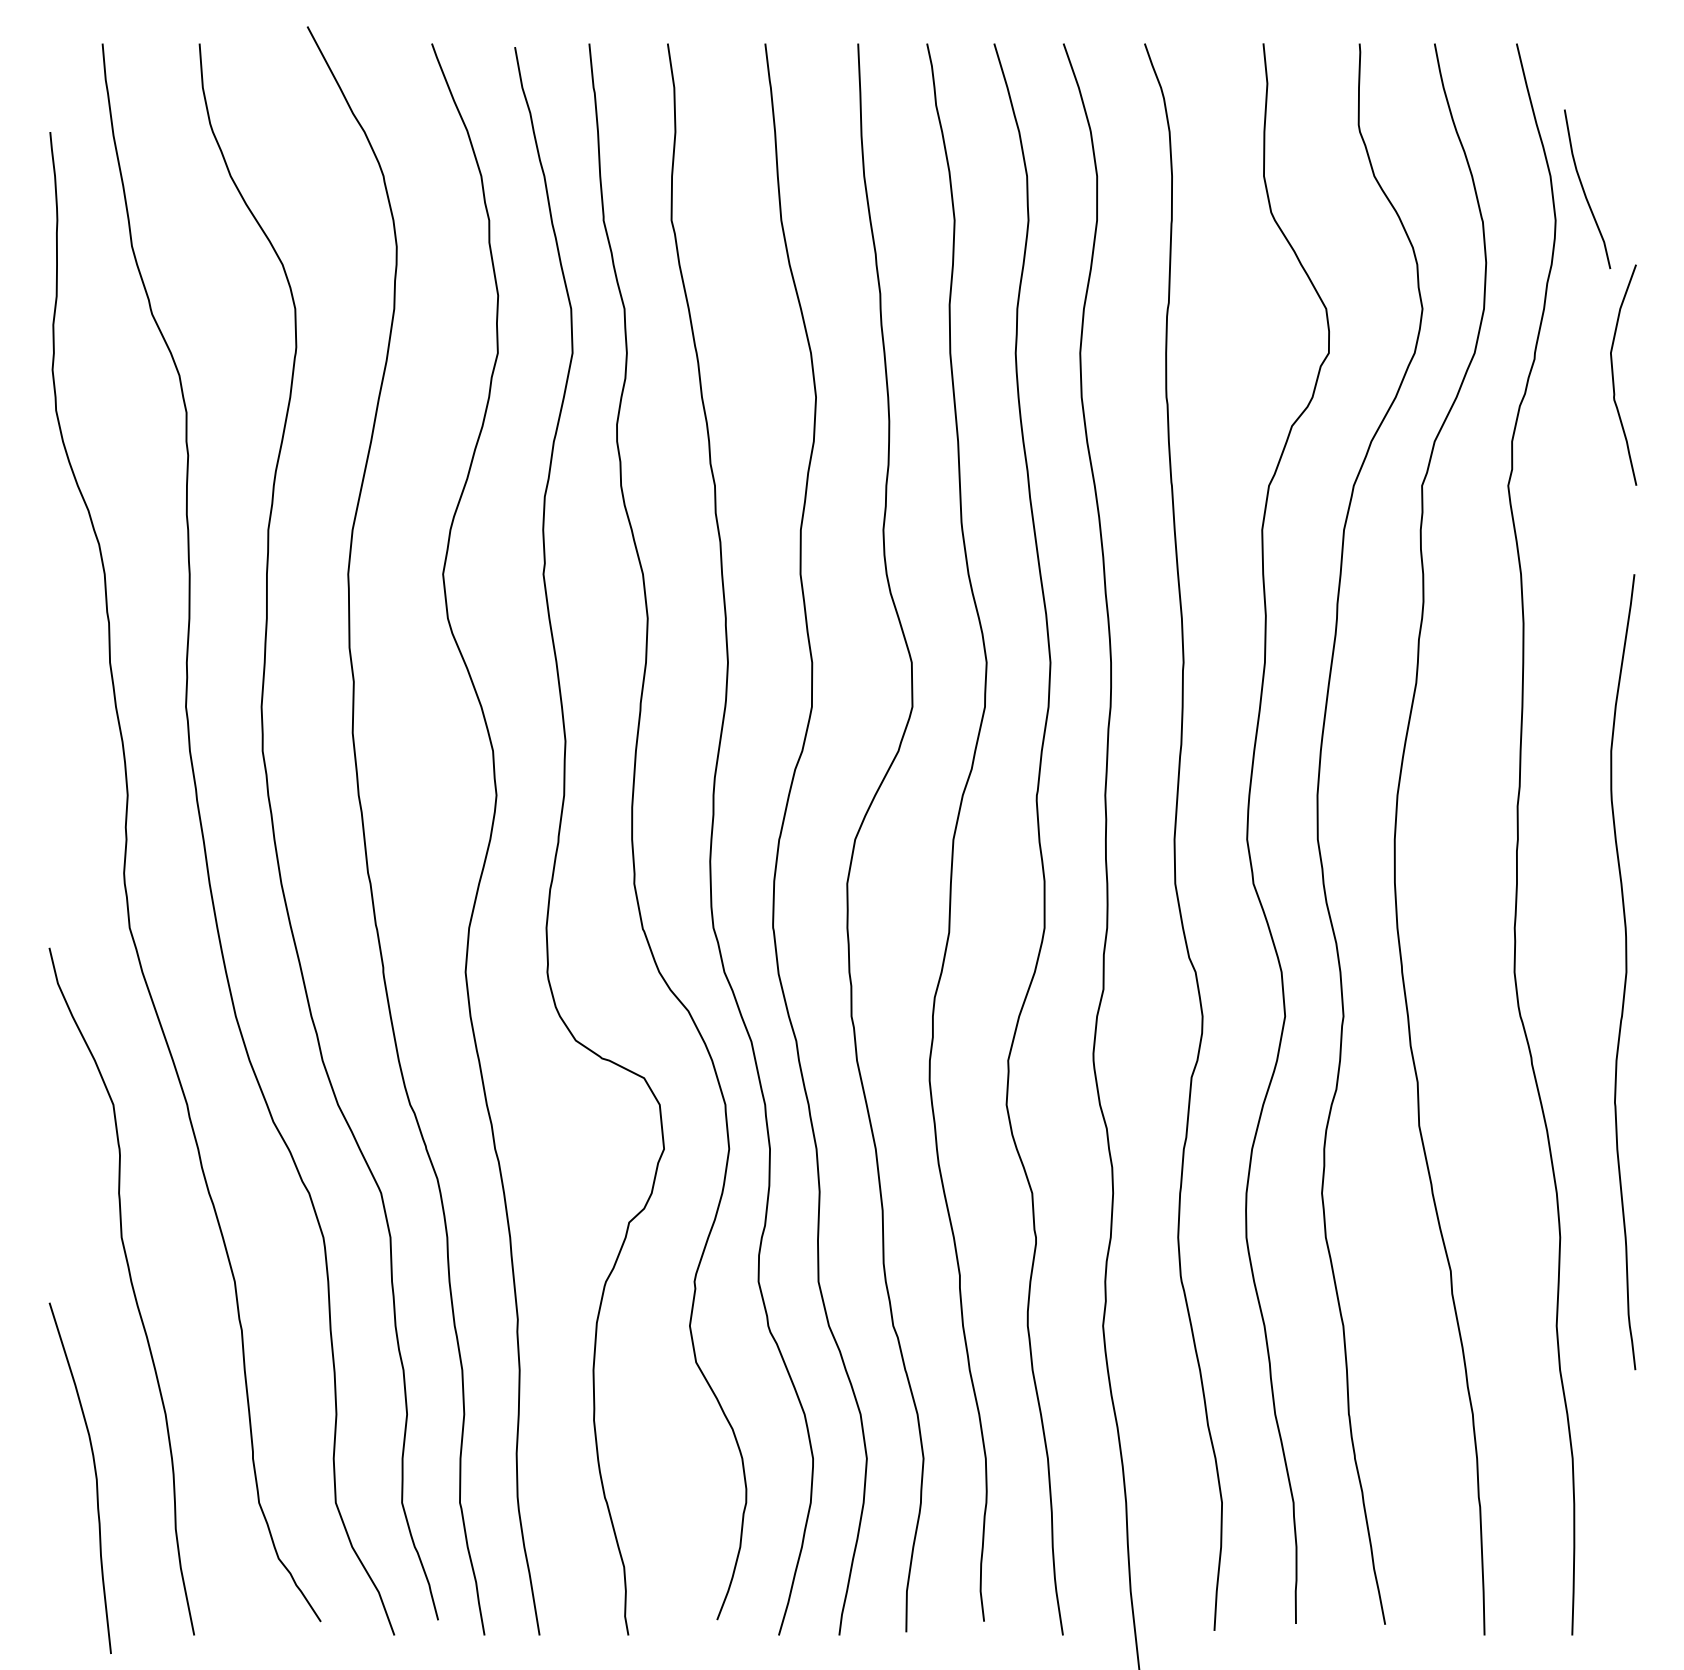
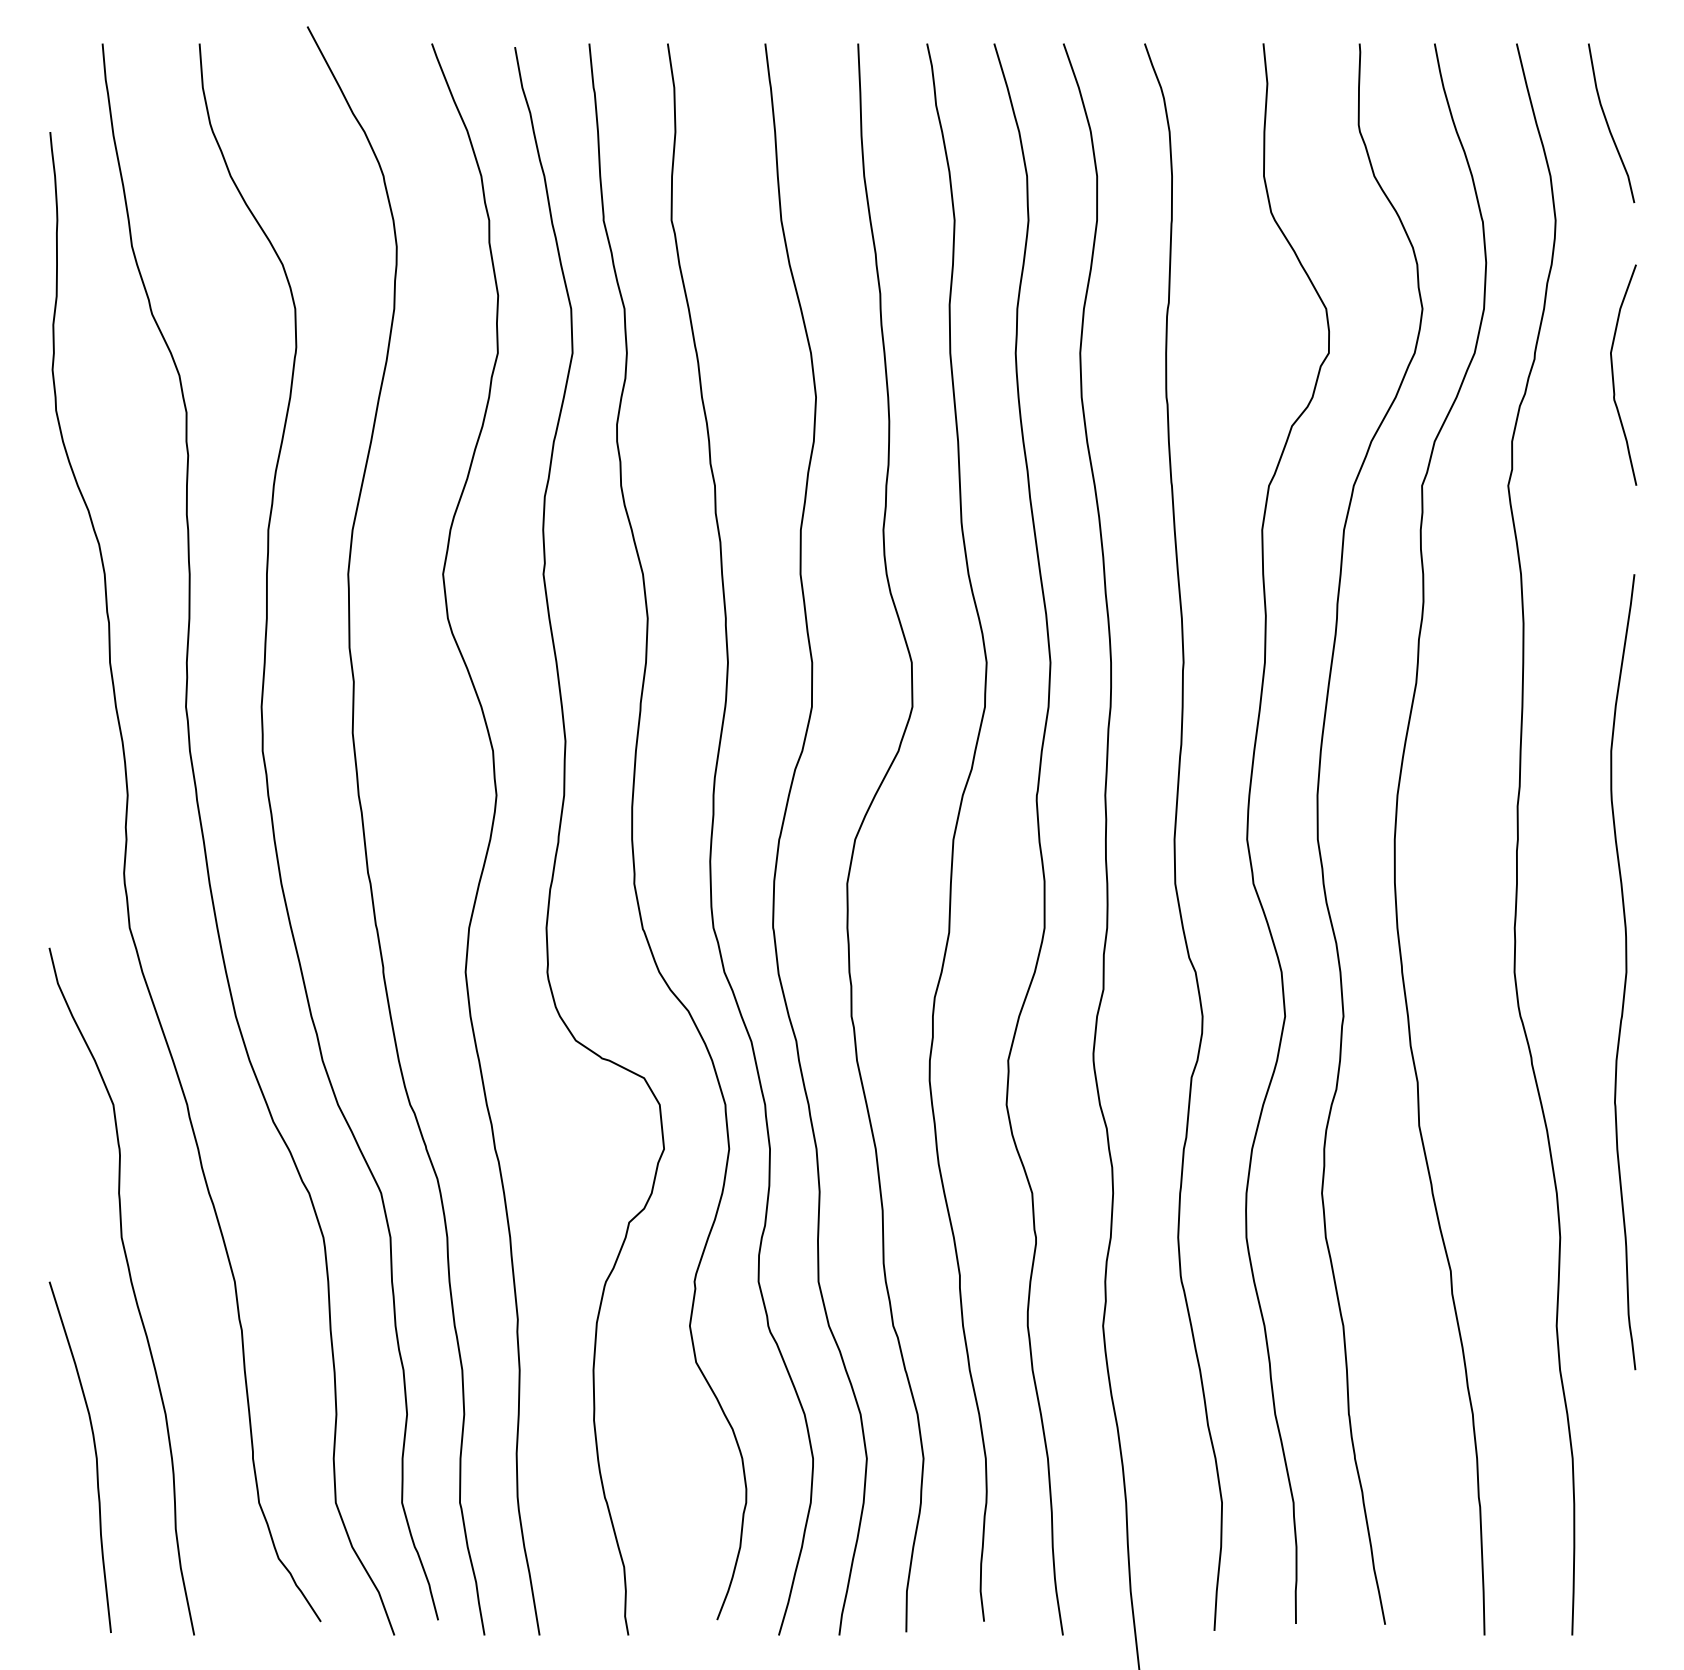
curve position: (1584, 189) -> (1608, 123) (1608, 123)
curve position: (94, 1472) -> (94, 1451) (94, 1451)
